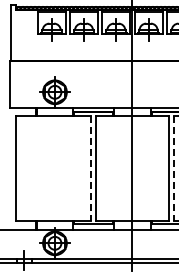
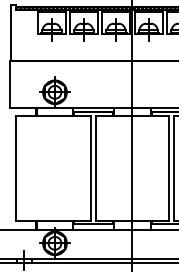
line: dashed -> solid (91, 168)
line: dashed -> solid (173, 168)
